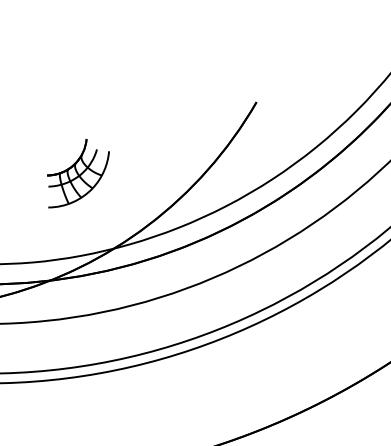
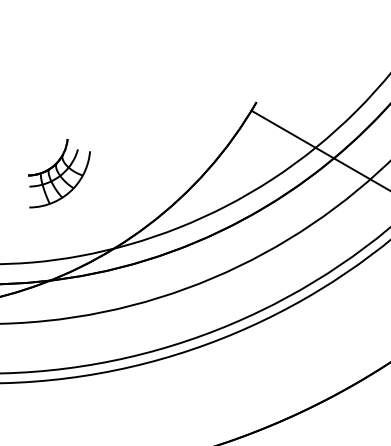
line: none -> present (319, 149)
part position: (78, 173) -> (59, 173) (59, 173)
